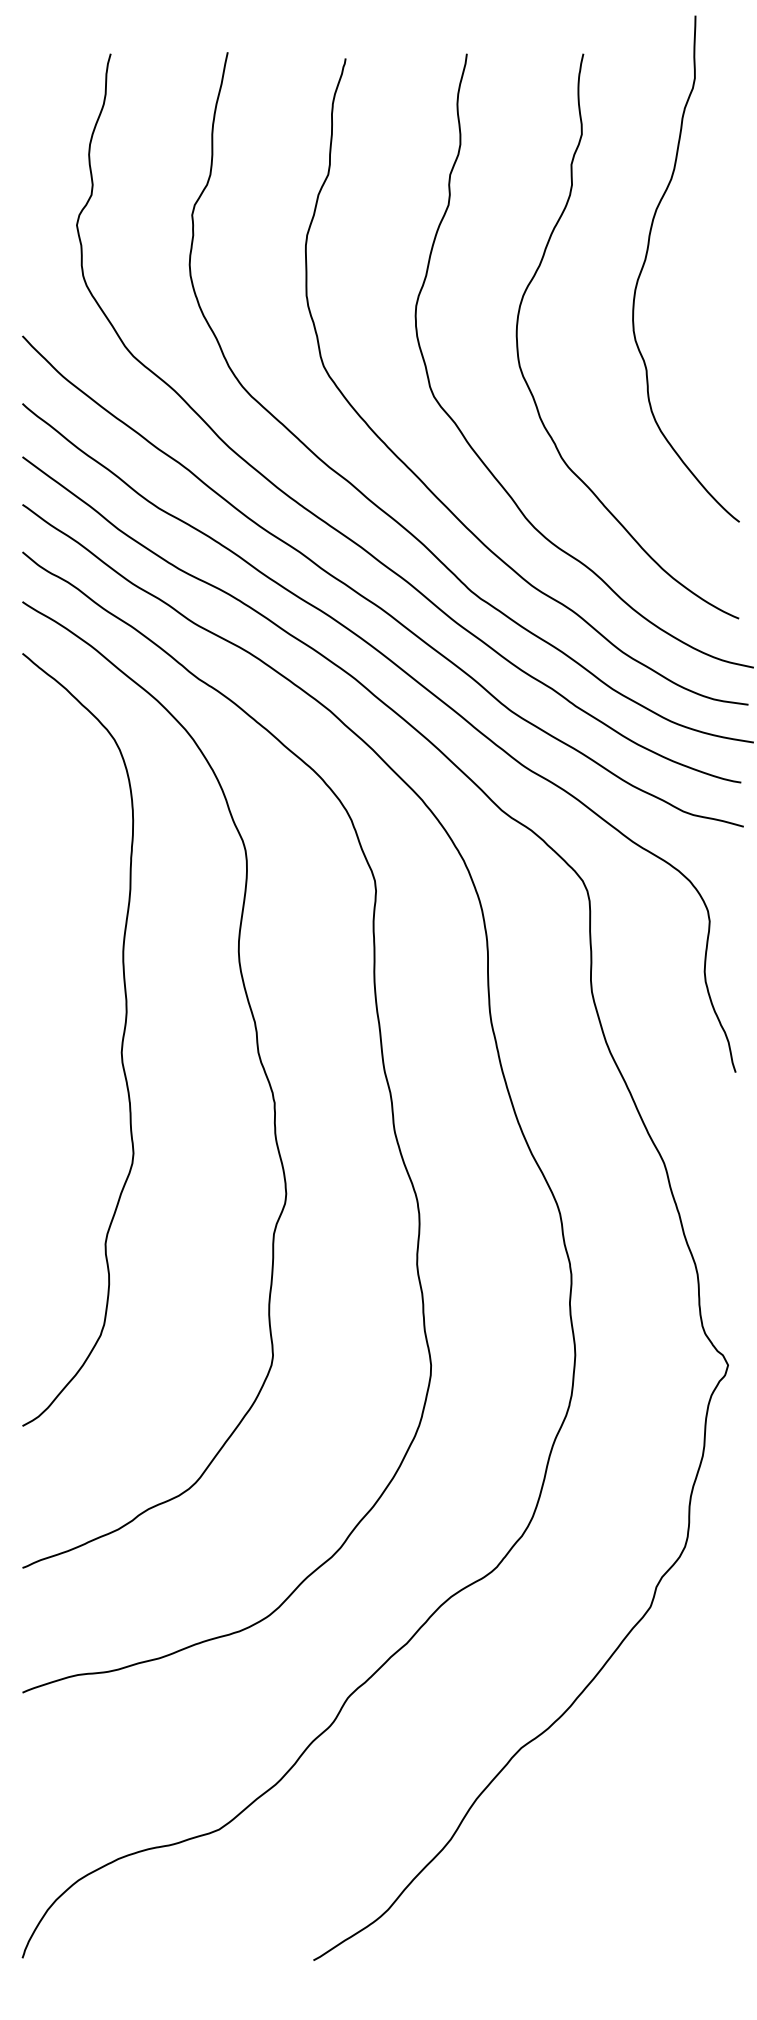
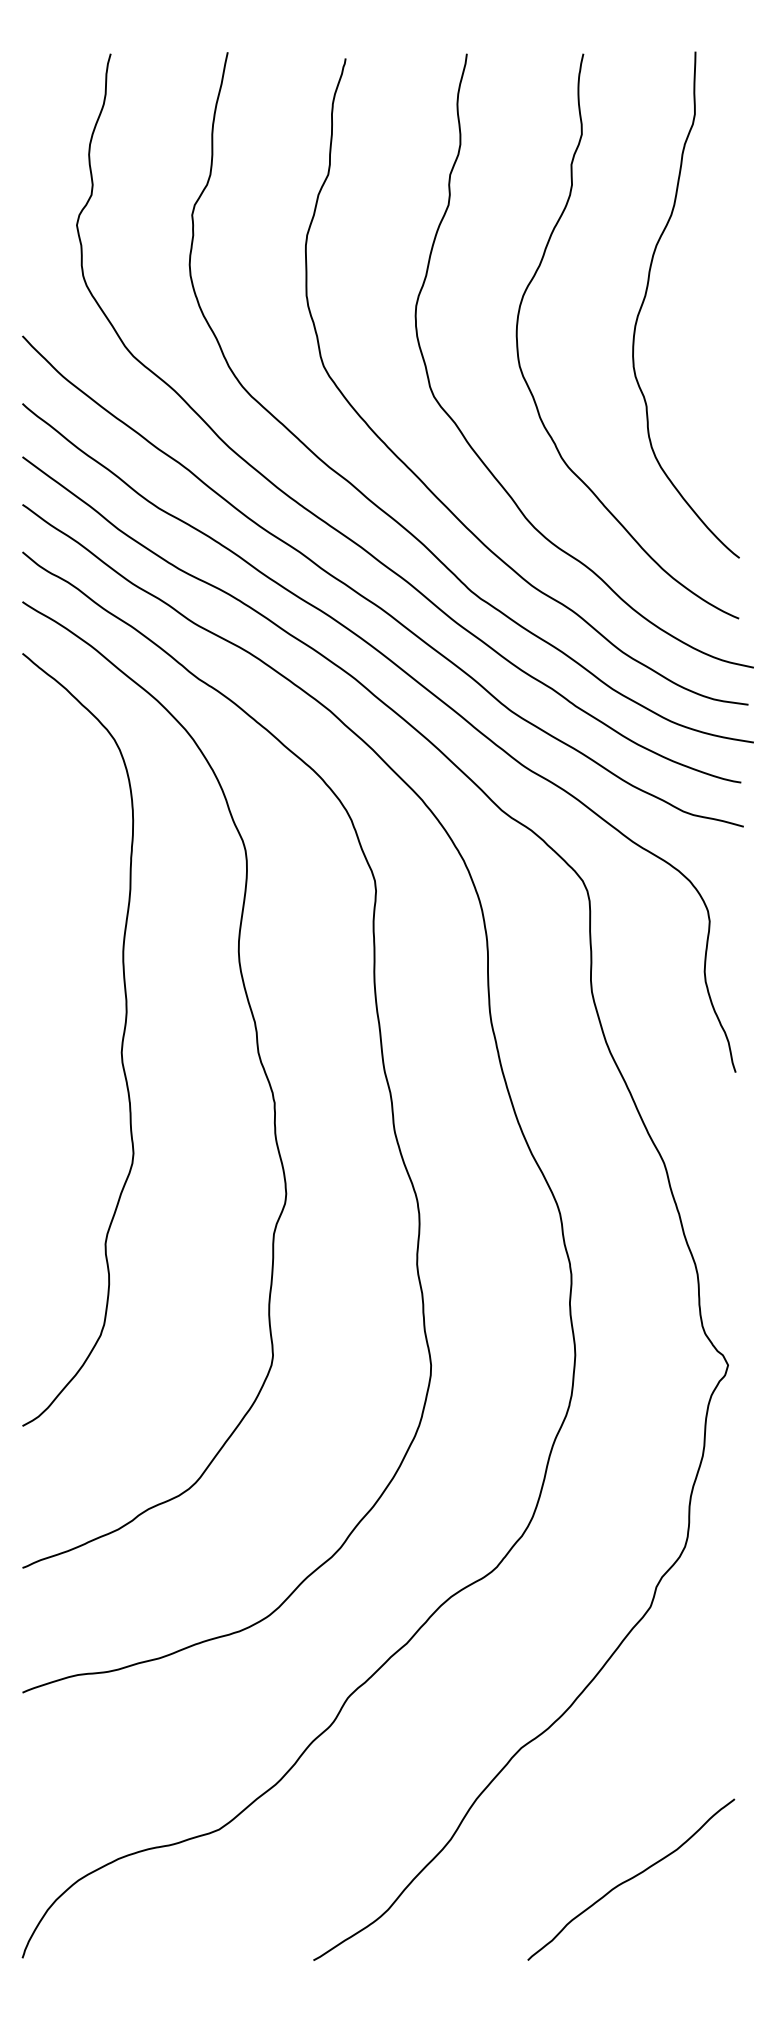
curve position: (646, 260) -> (646, 296) (646, 296)
curve: none -> present (631, 1879)
